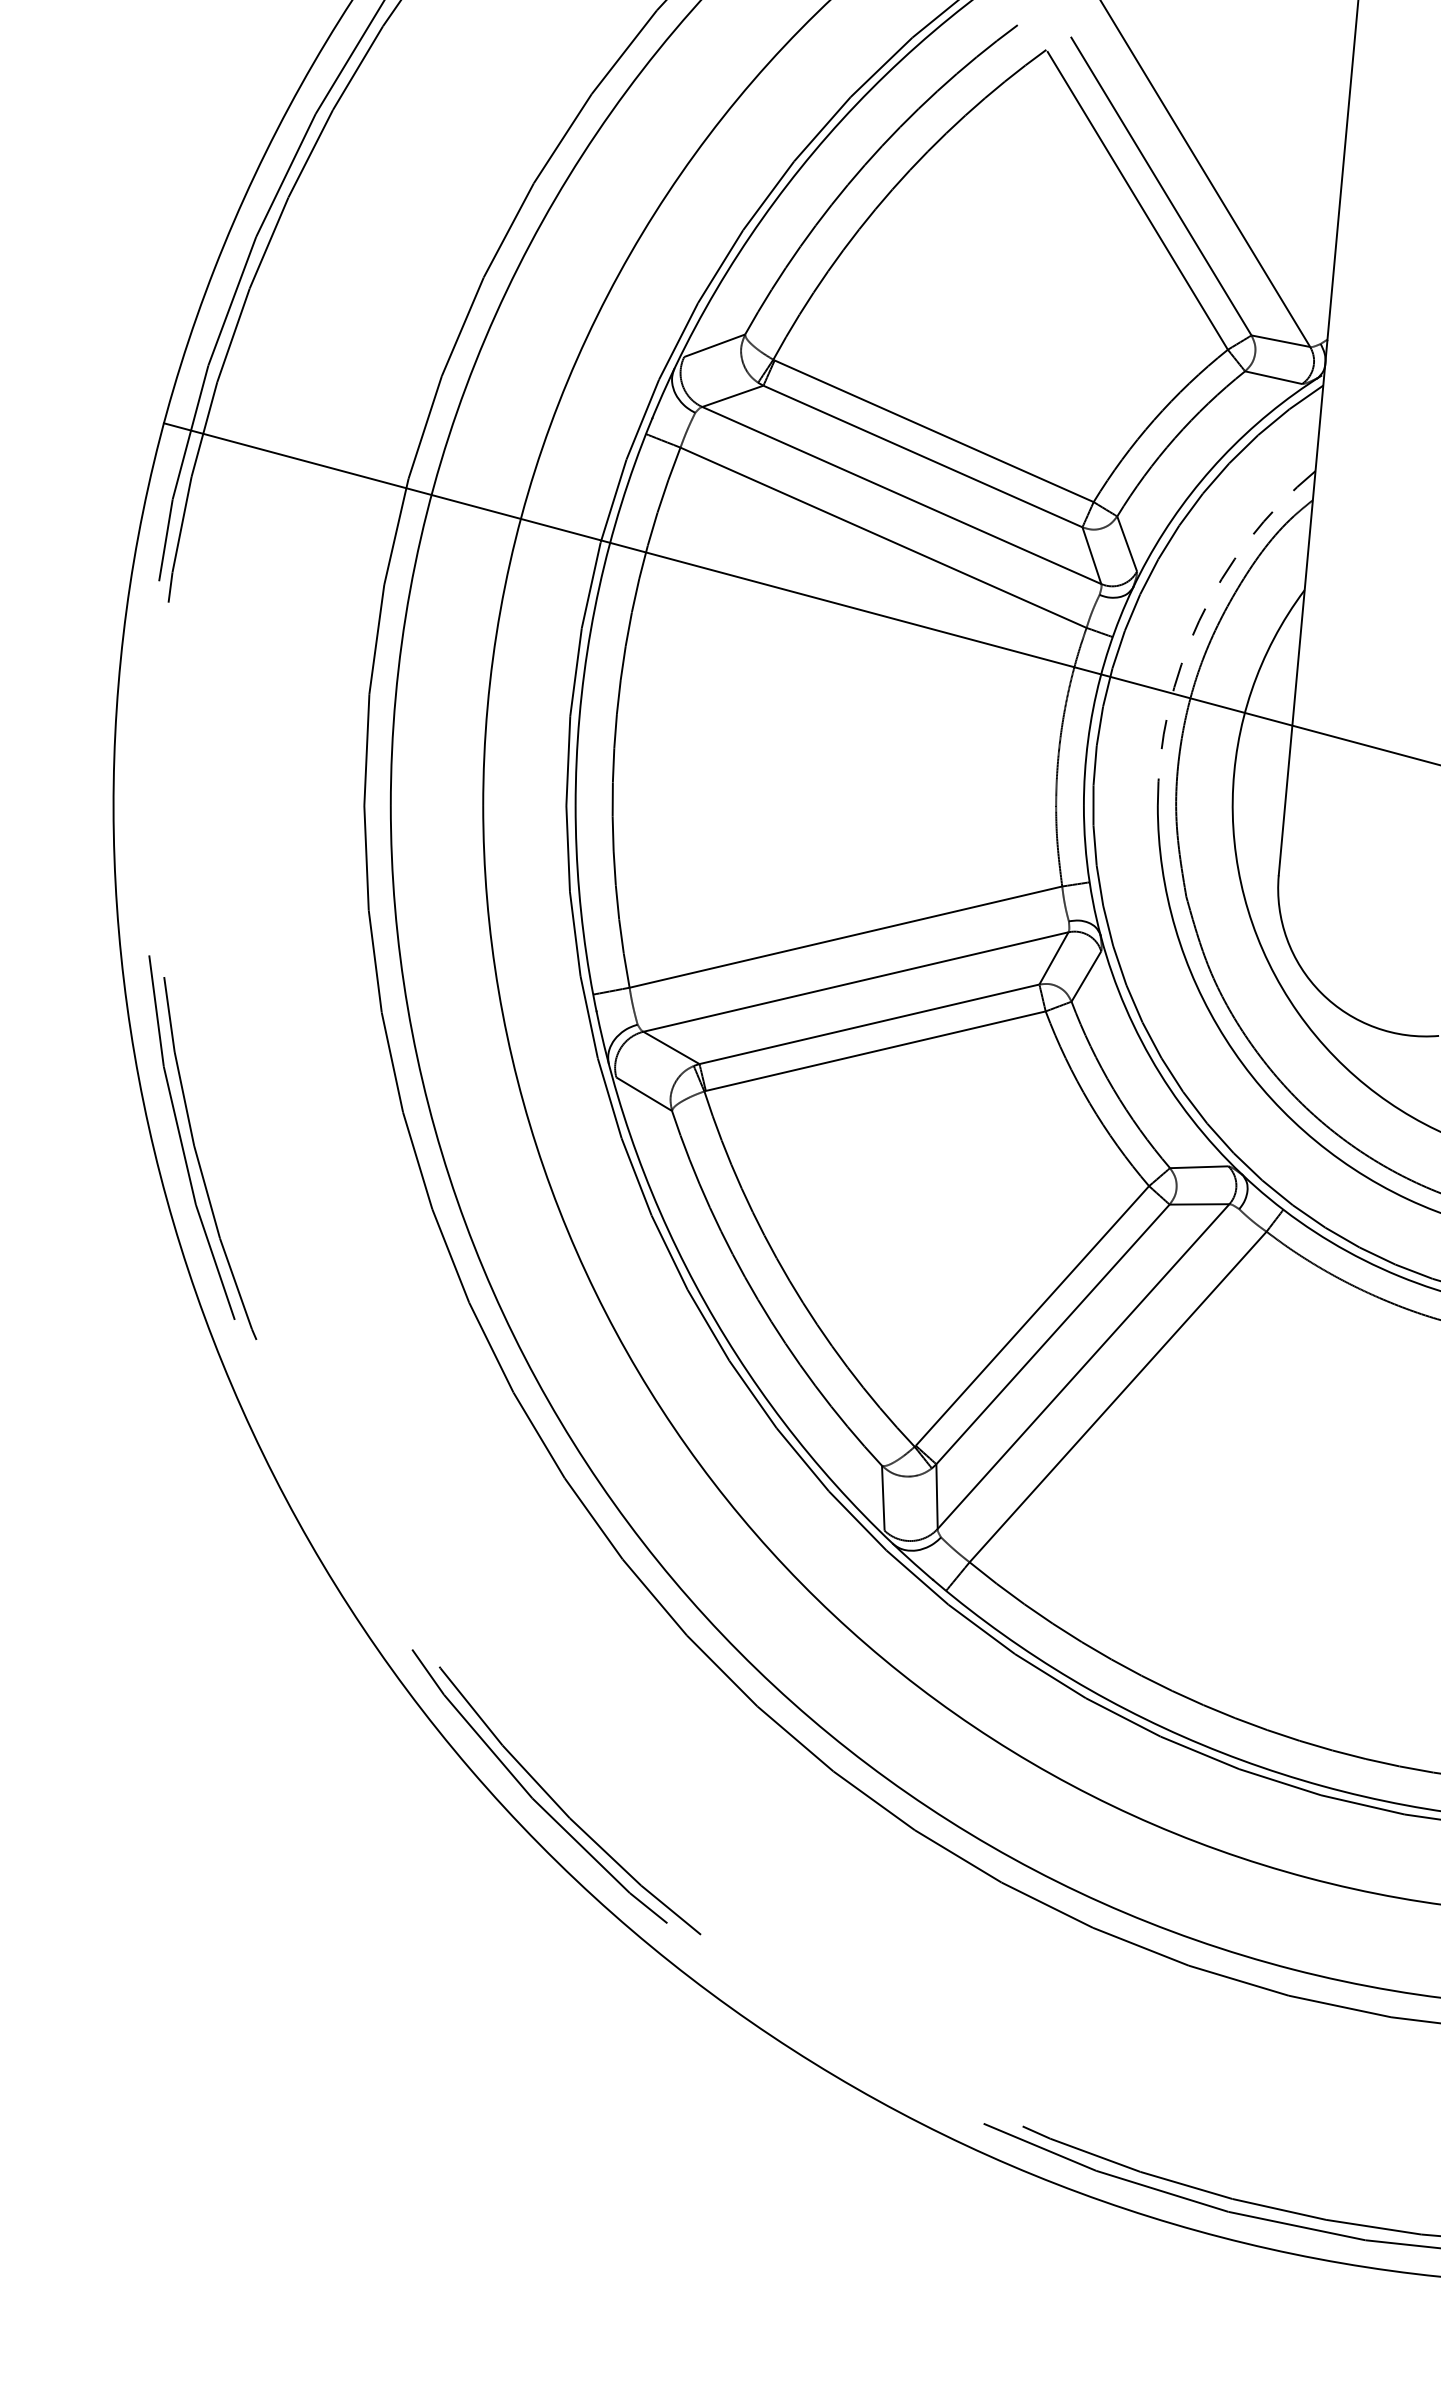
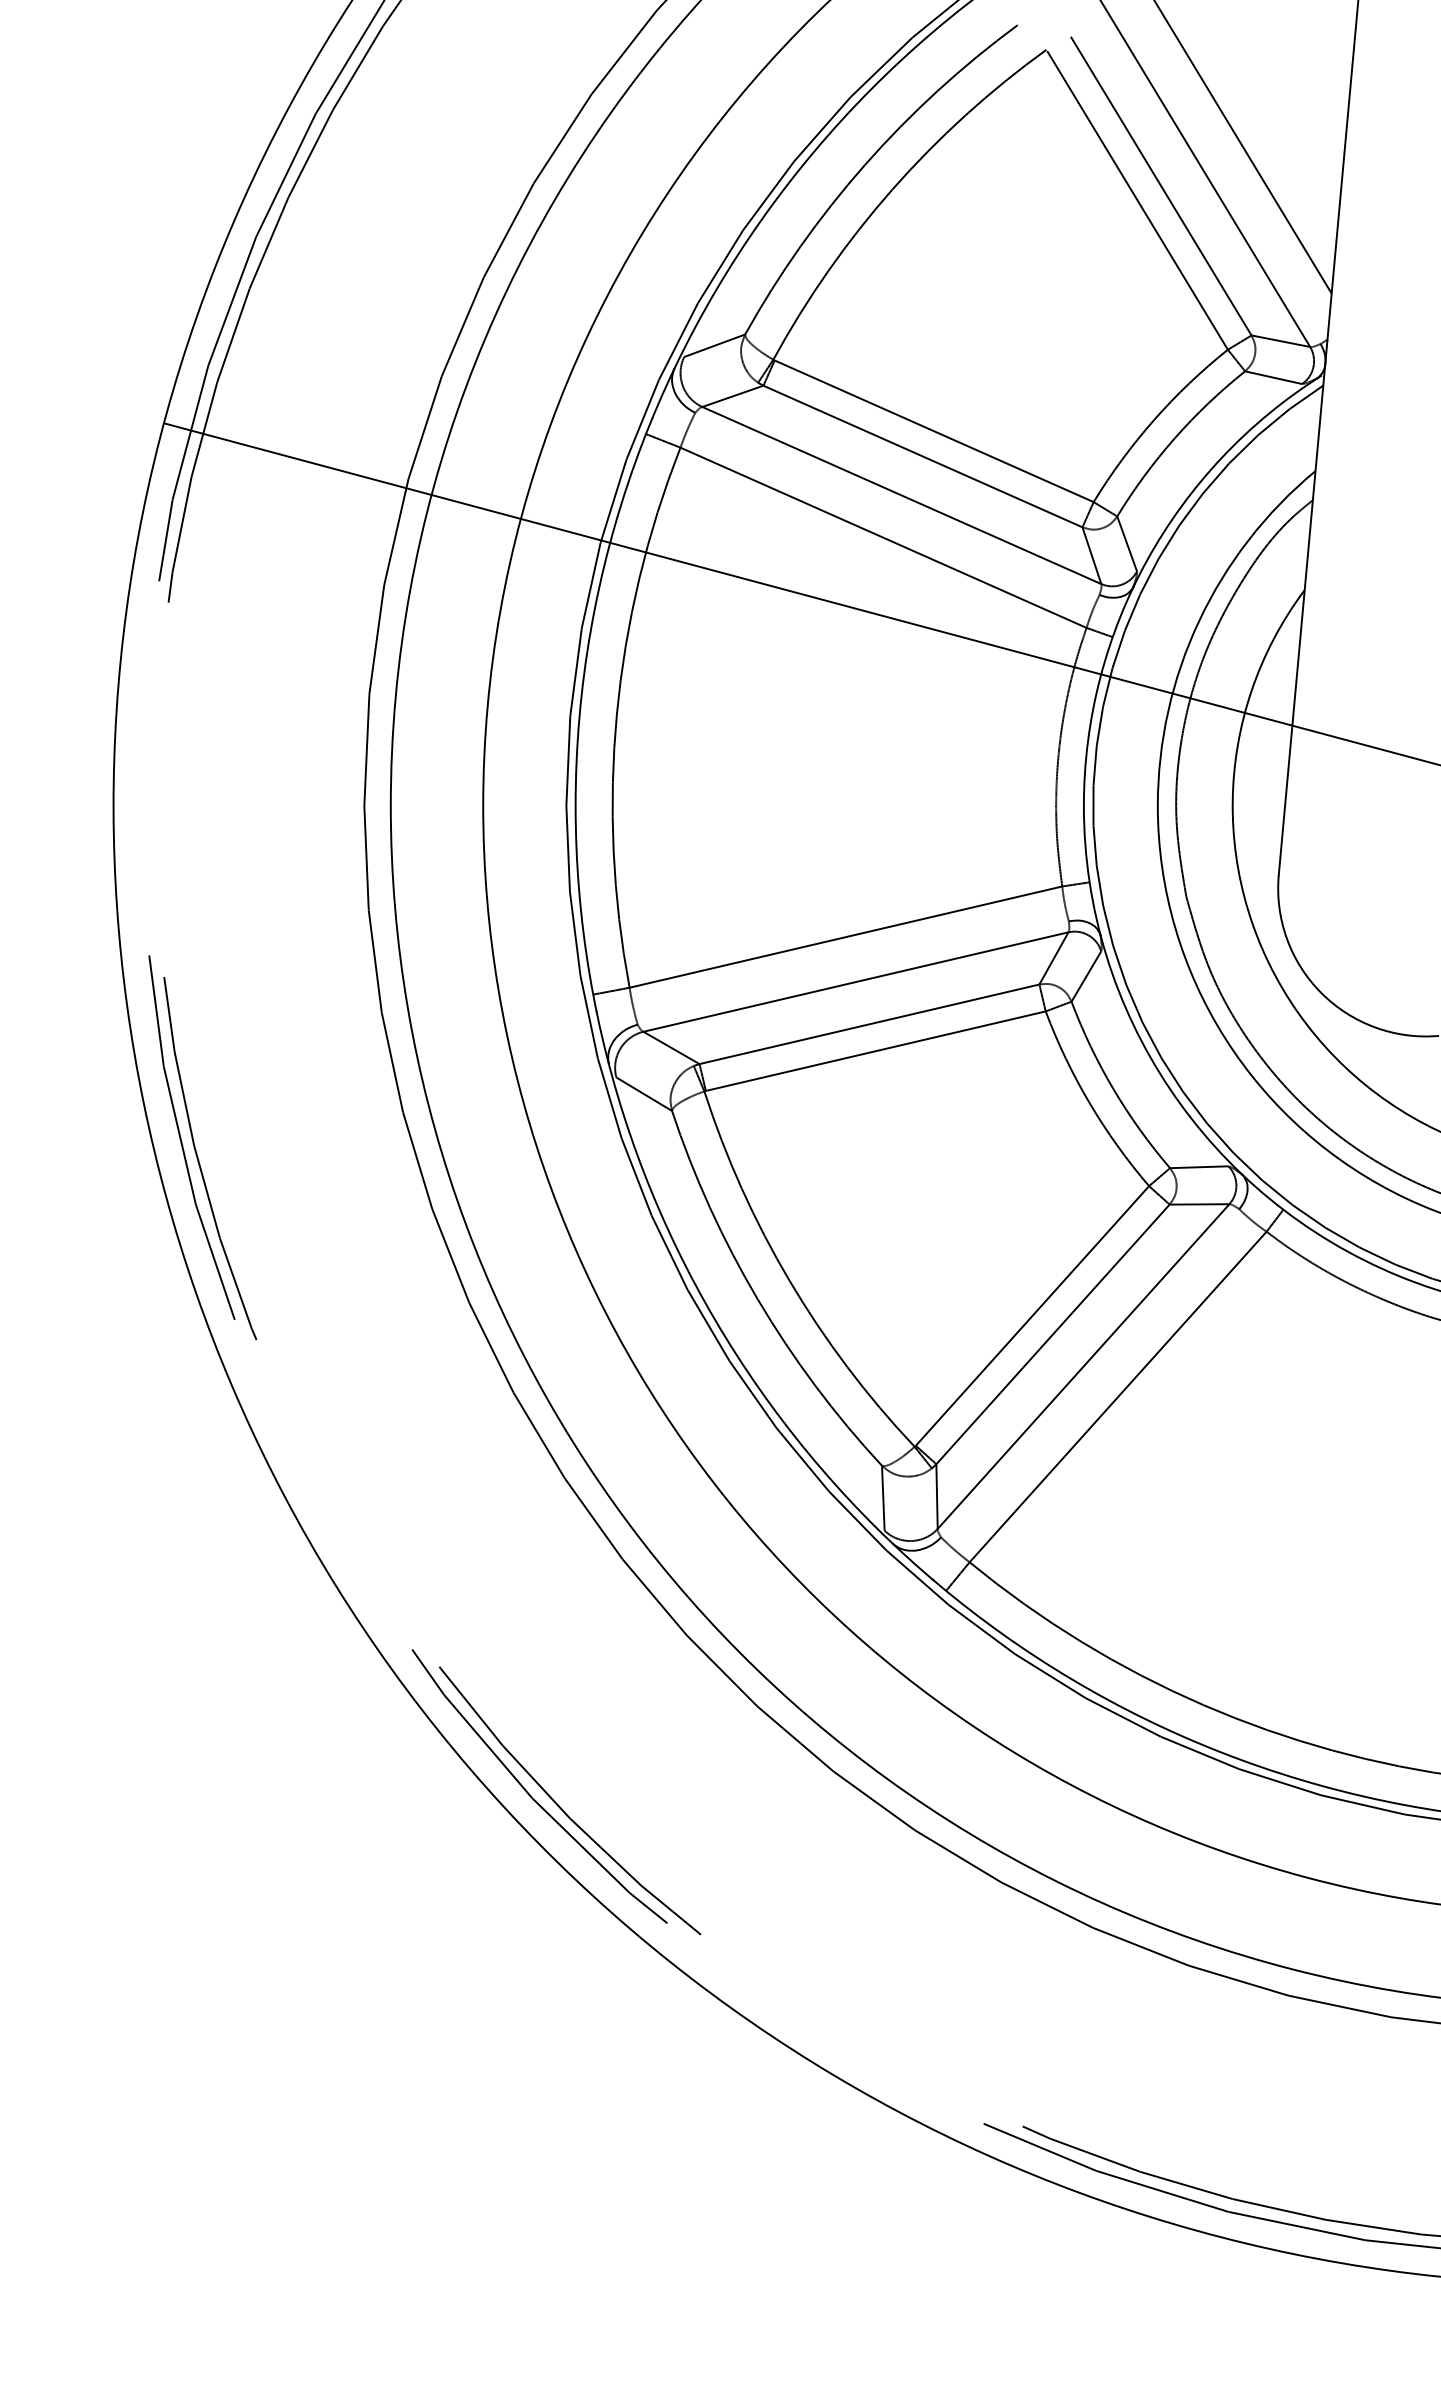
line: none -> present (1243, 147)
arc: dashed -> solid (1199, 620)
